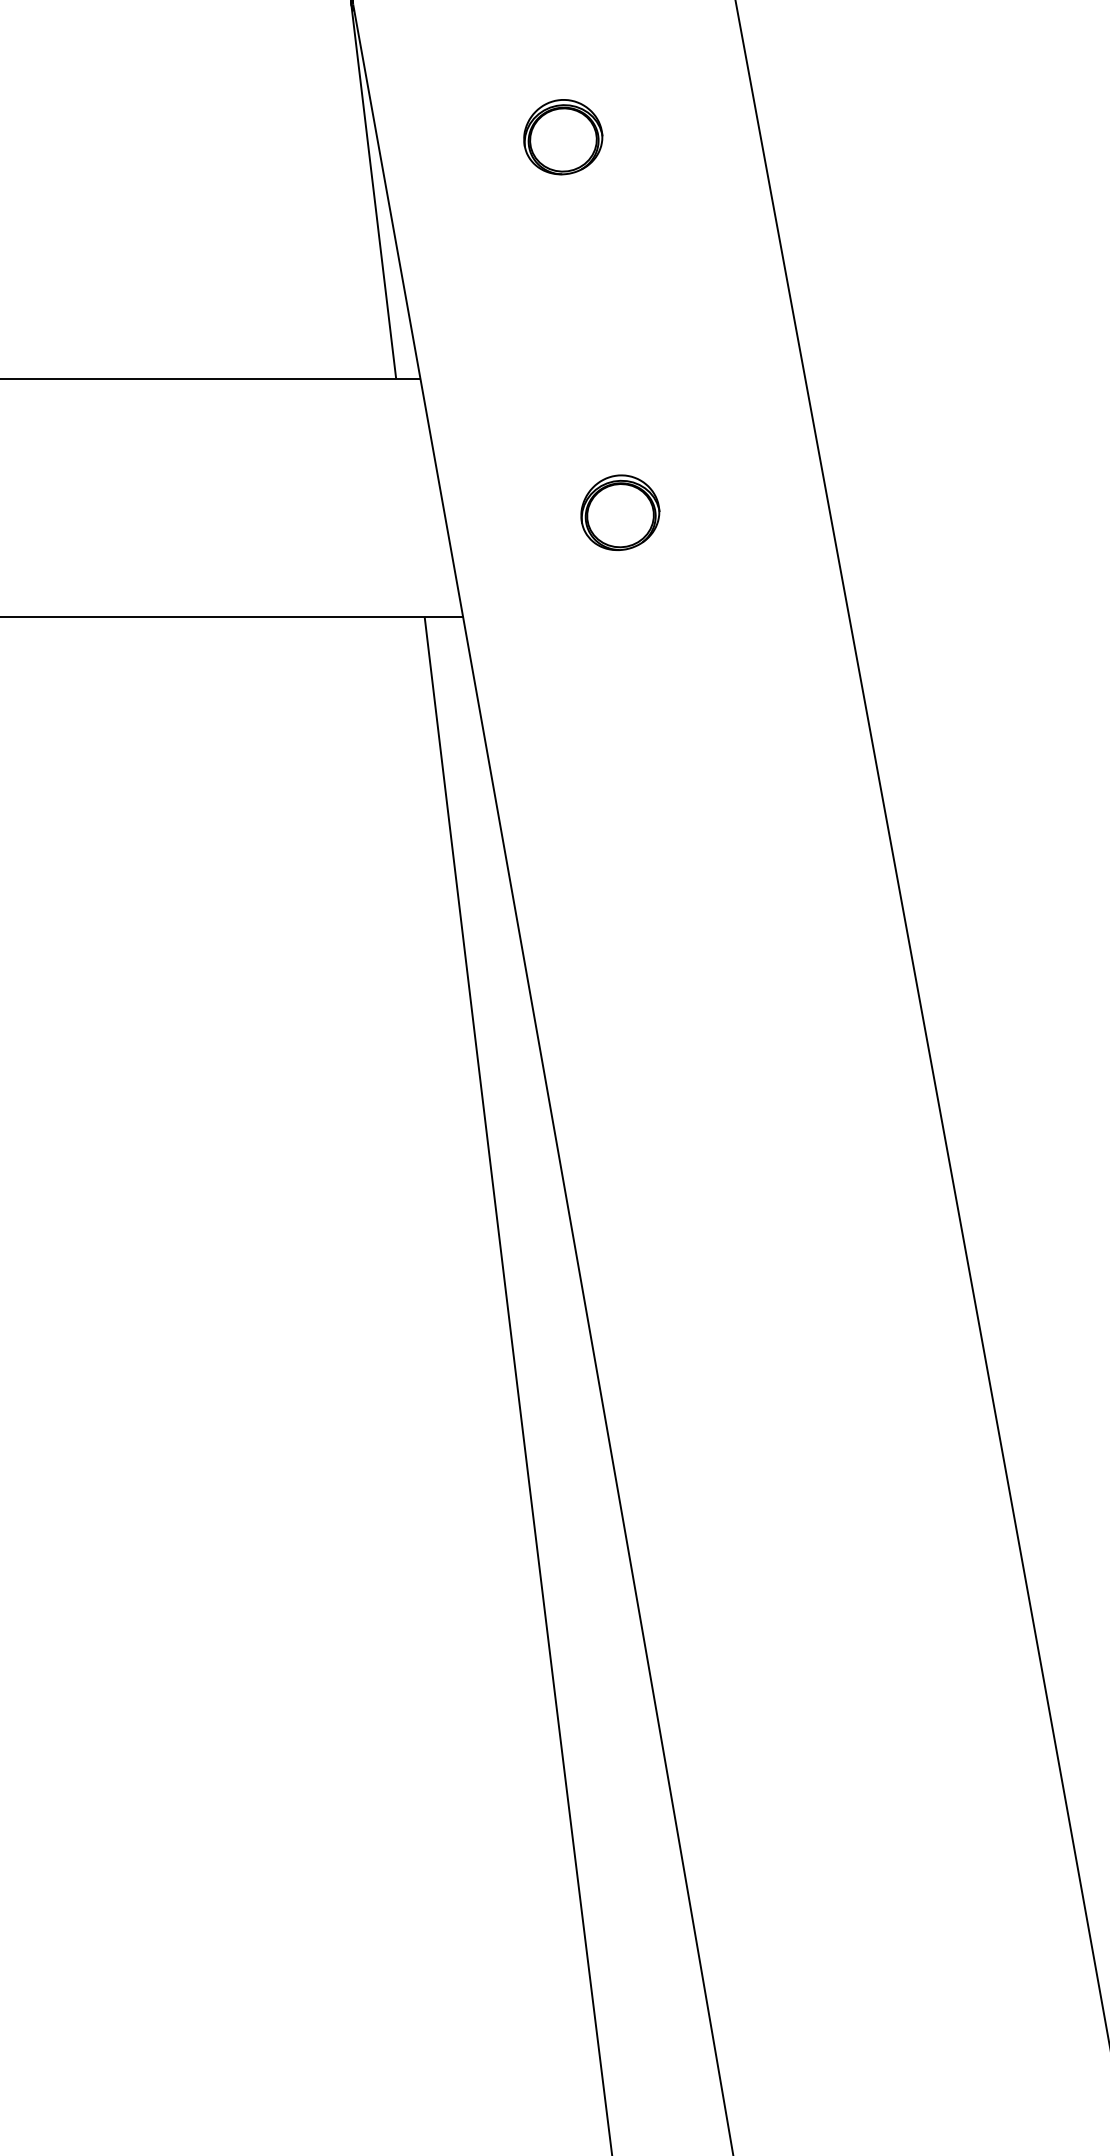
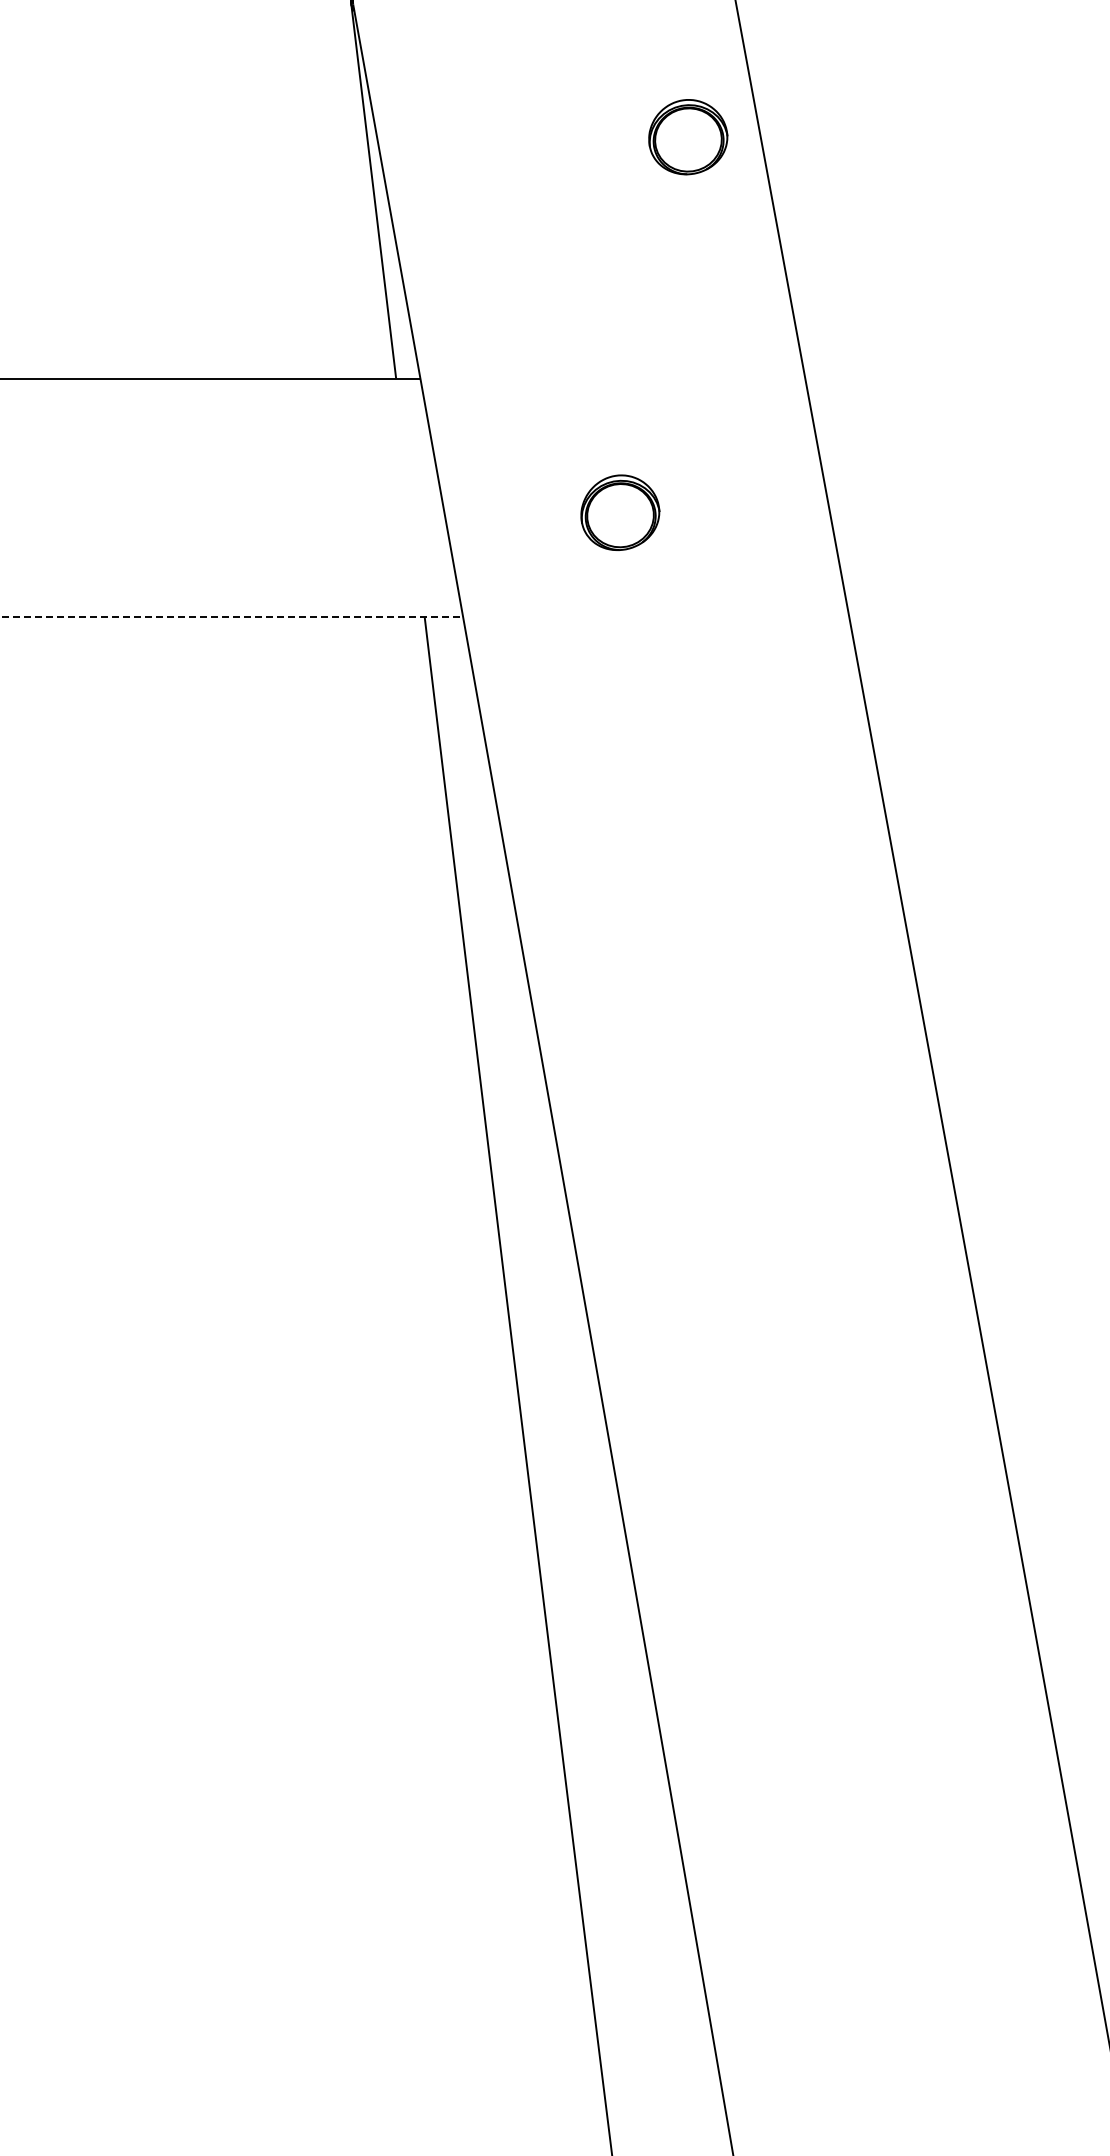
part position: (563, 137) -> (688, 137) (688, 137)
line: solid -> dashed (232, 617)
